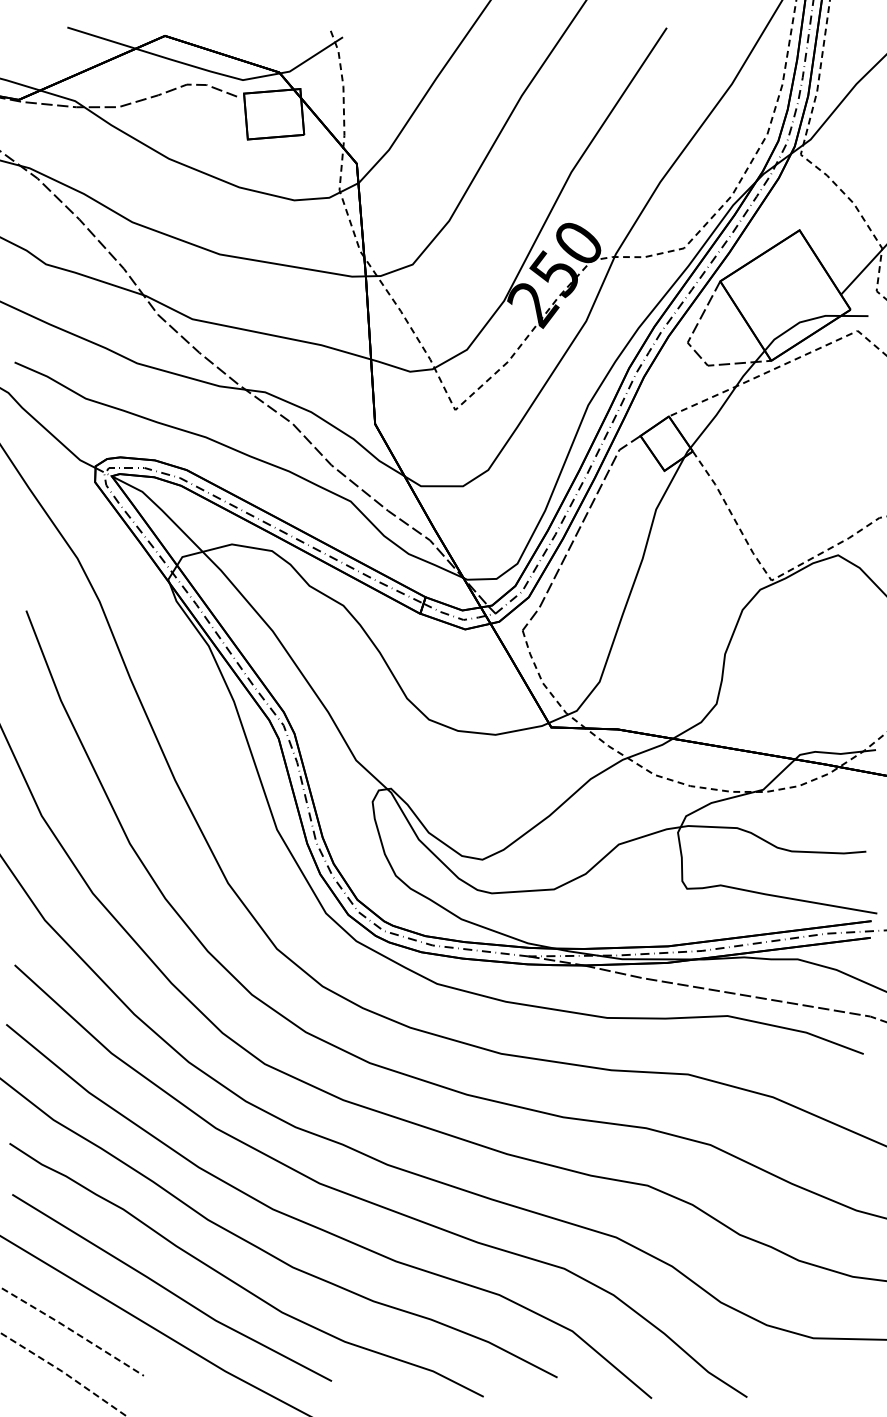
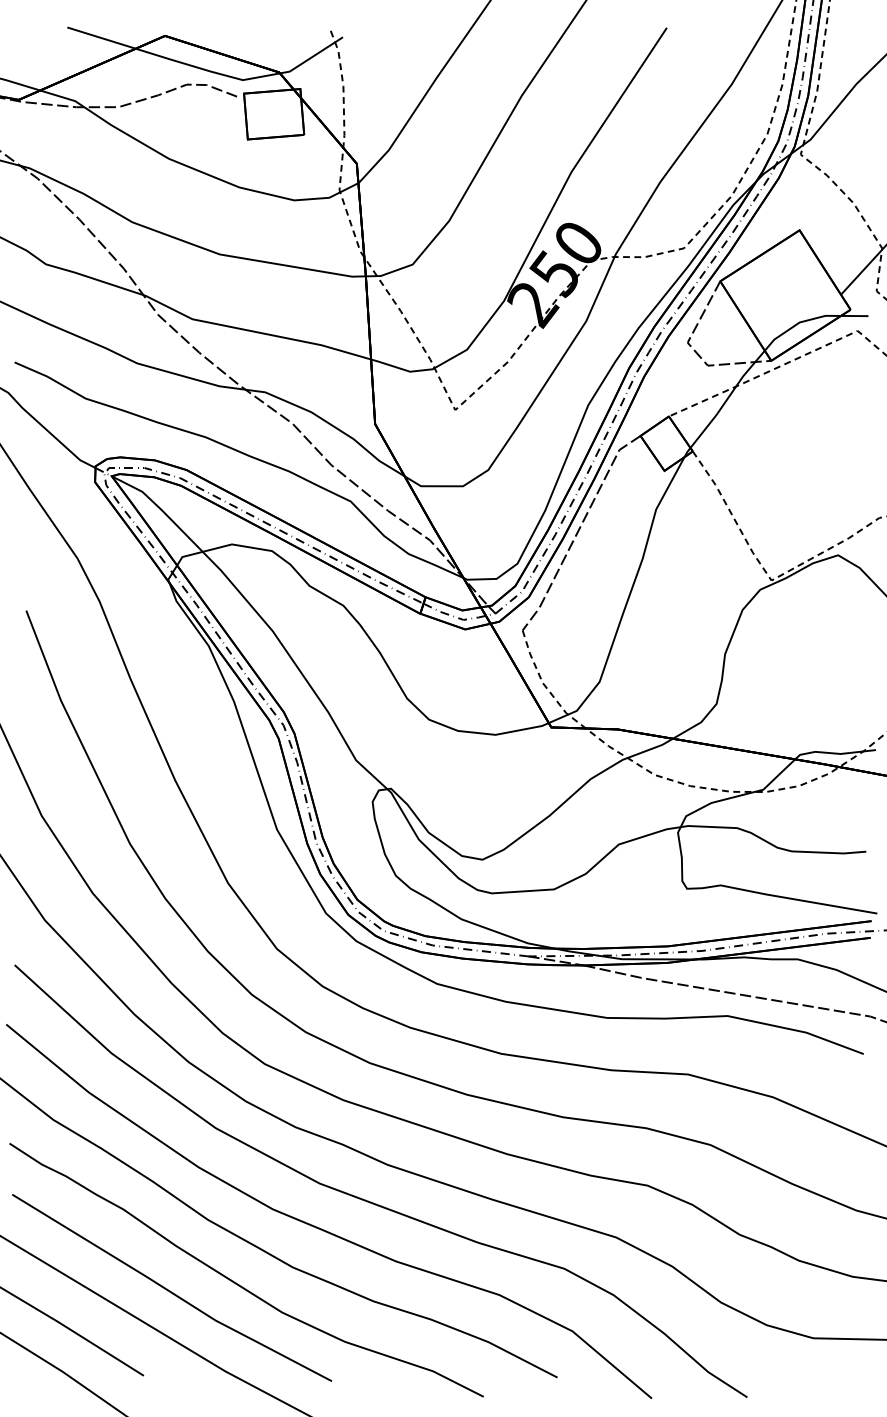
line: dashed -> solid (72, 1330)
line: dashed -> solid (64, 1372)
